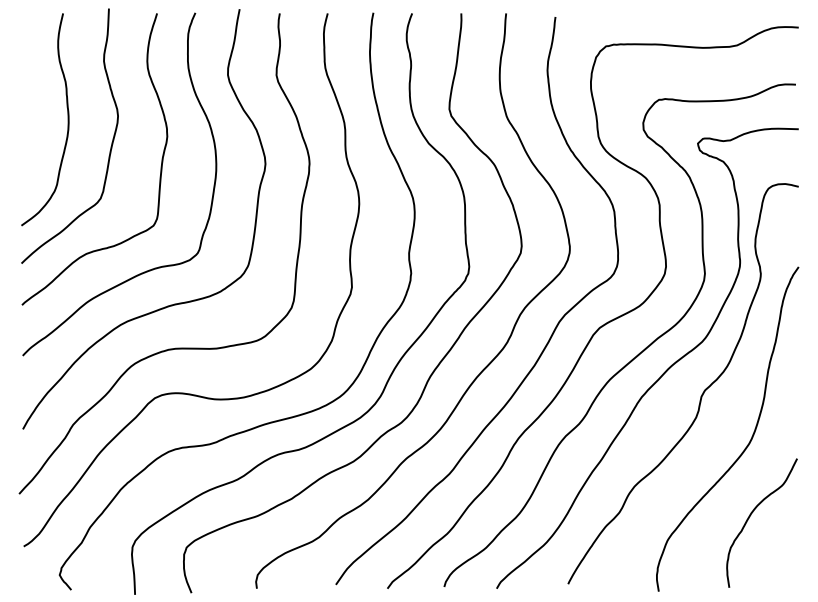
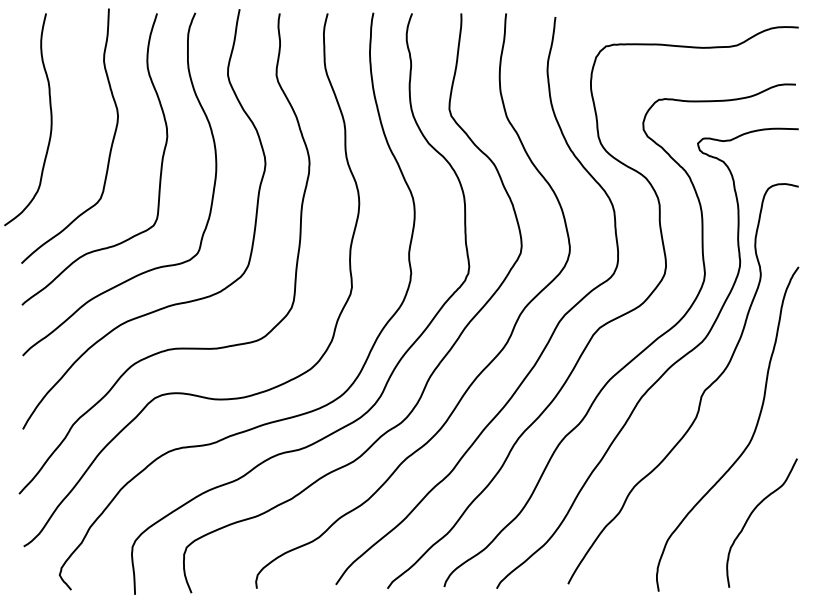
curve position: (67, 119) -> (50, 119) (50, 119)
